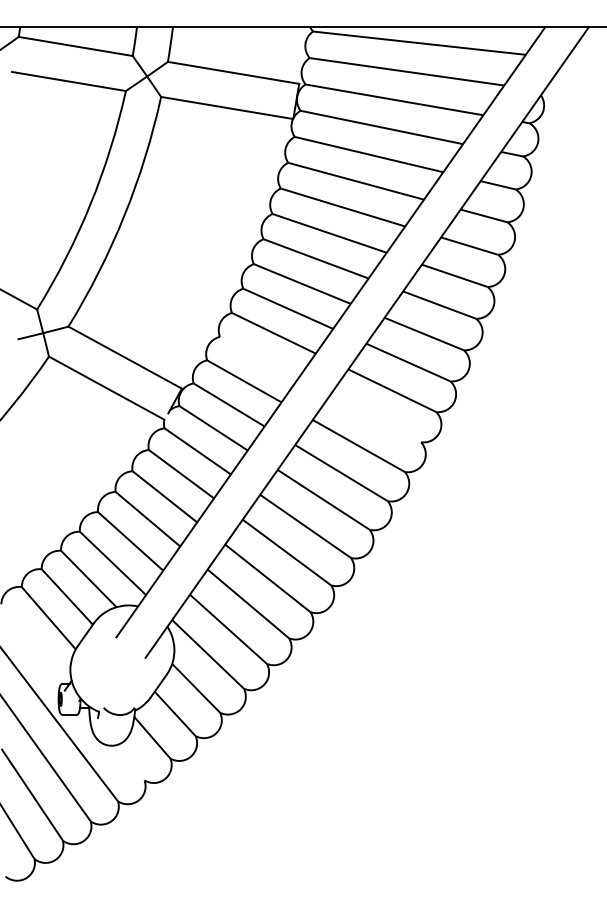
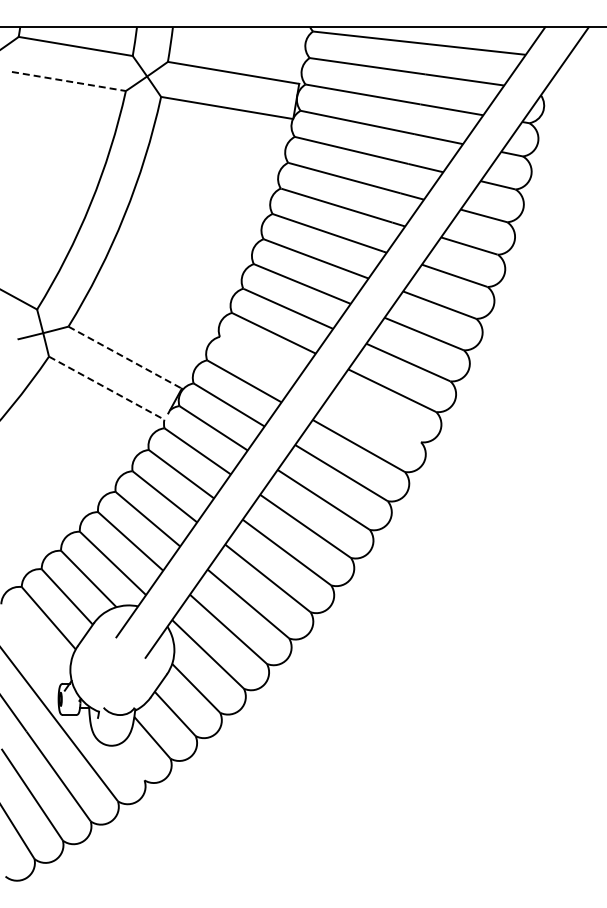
line: solid -> dashed (68, 81)
line: solid -> dashed (125, 357)
line: solid -> dashed (106, 388)
